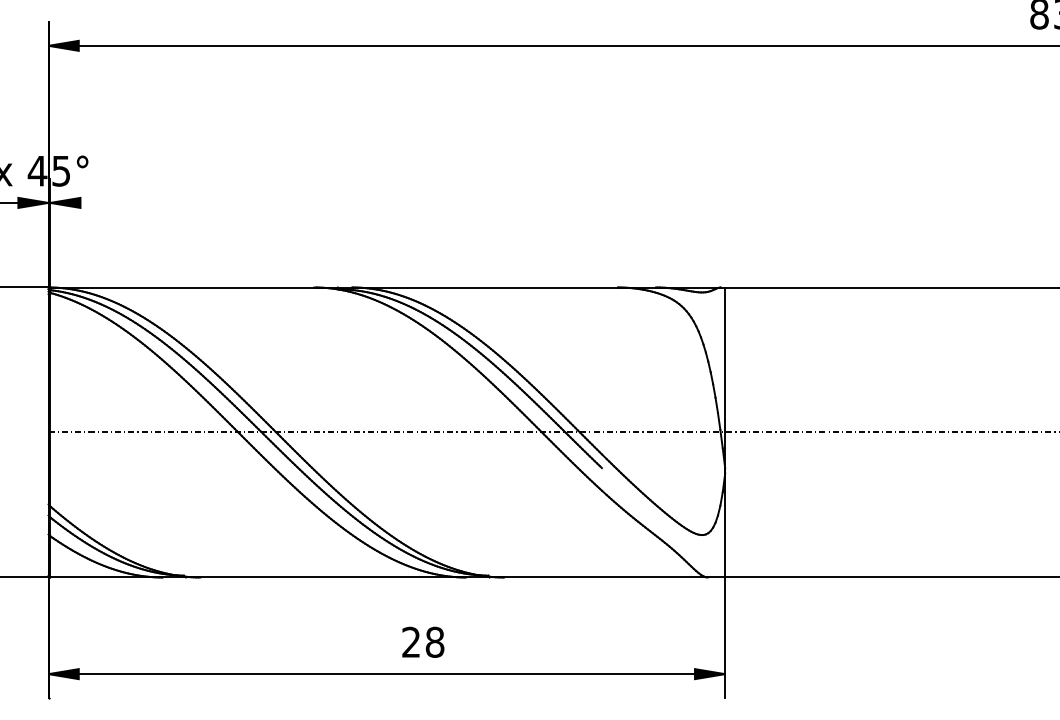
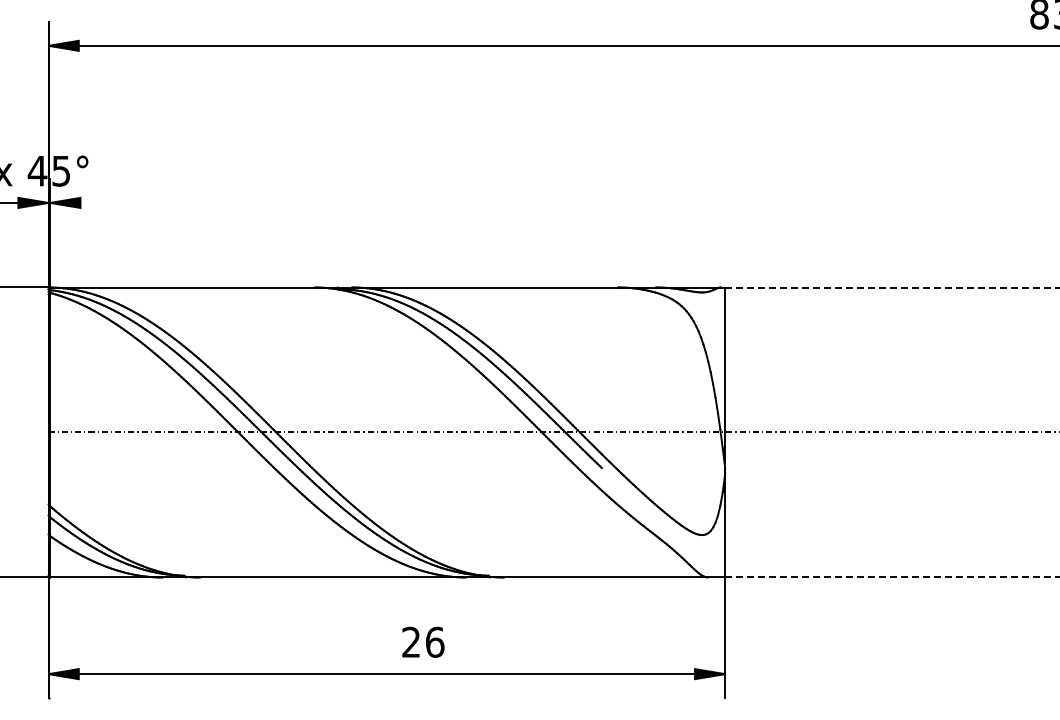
line: solid -> dashed (893, 287)
line: solid -> dashed (893, 577)
text: 28 -> 26 (434, 641)
